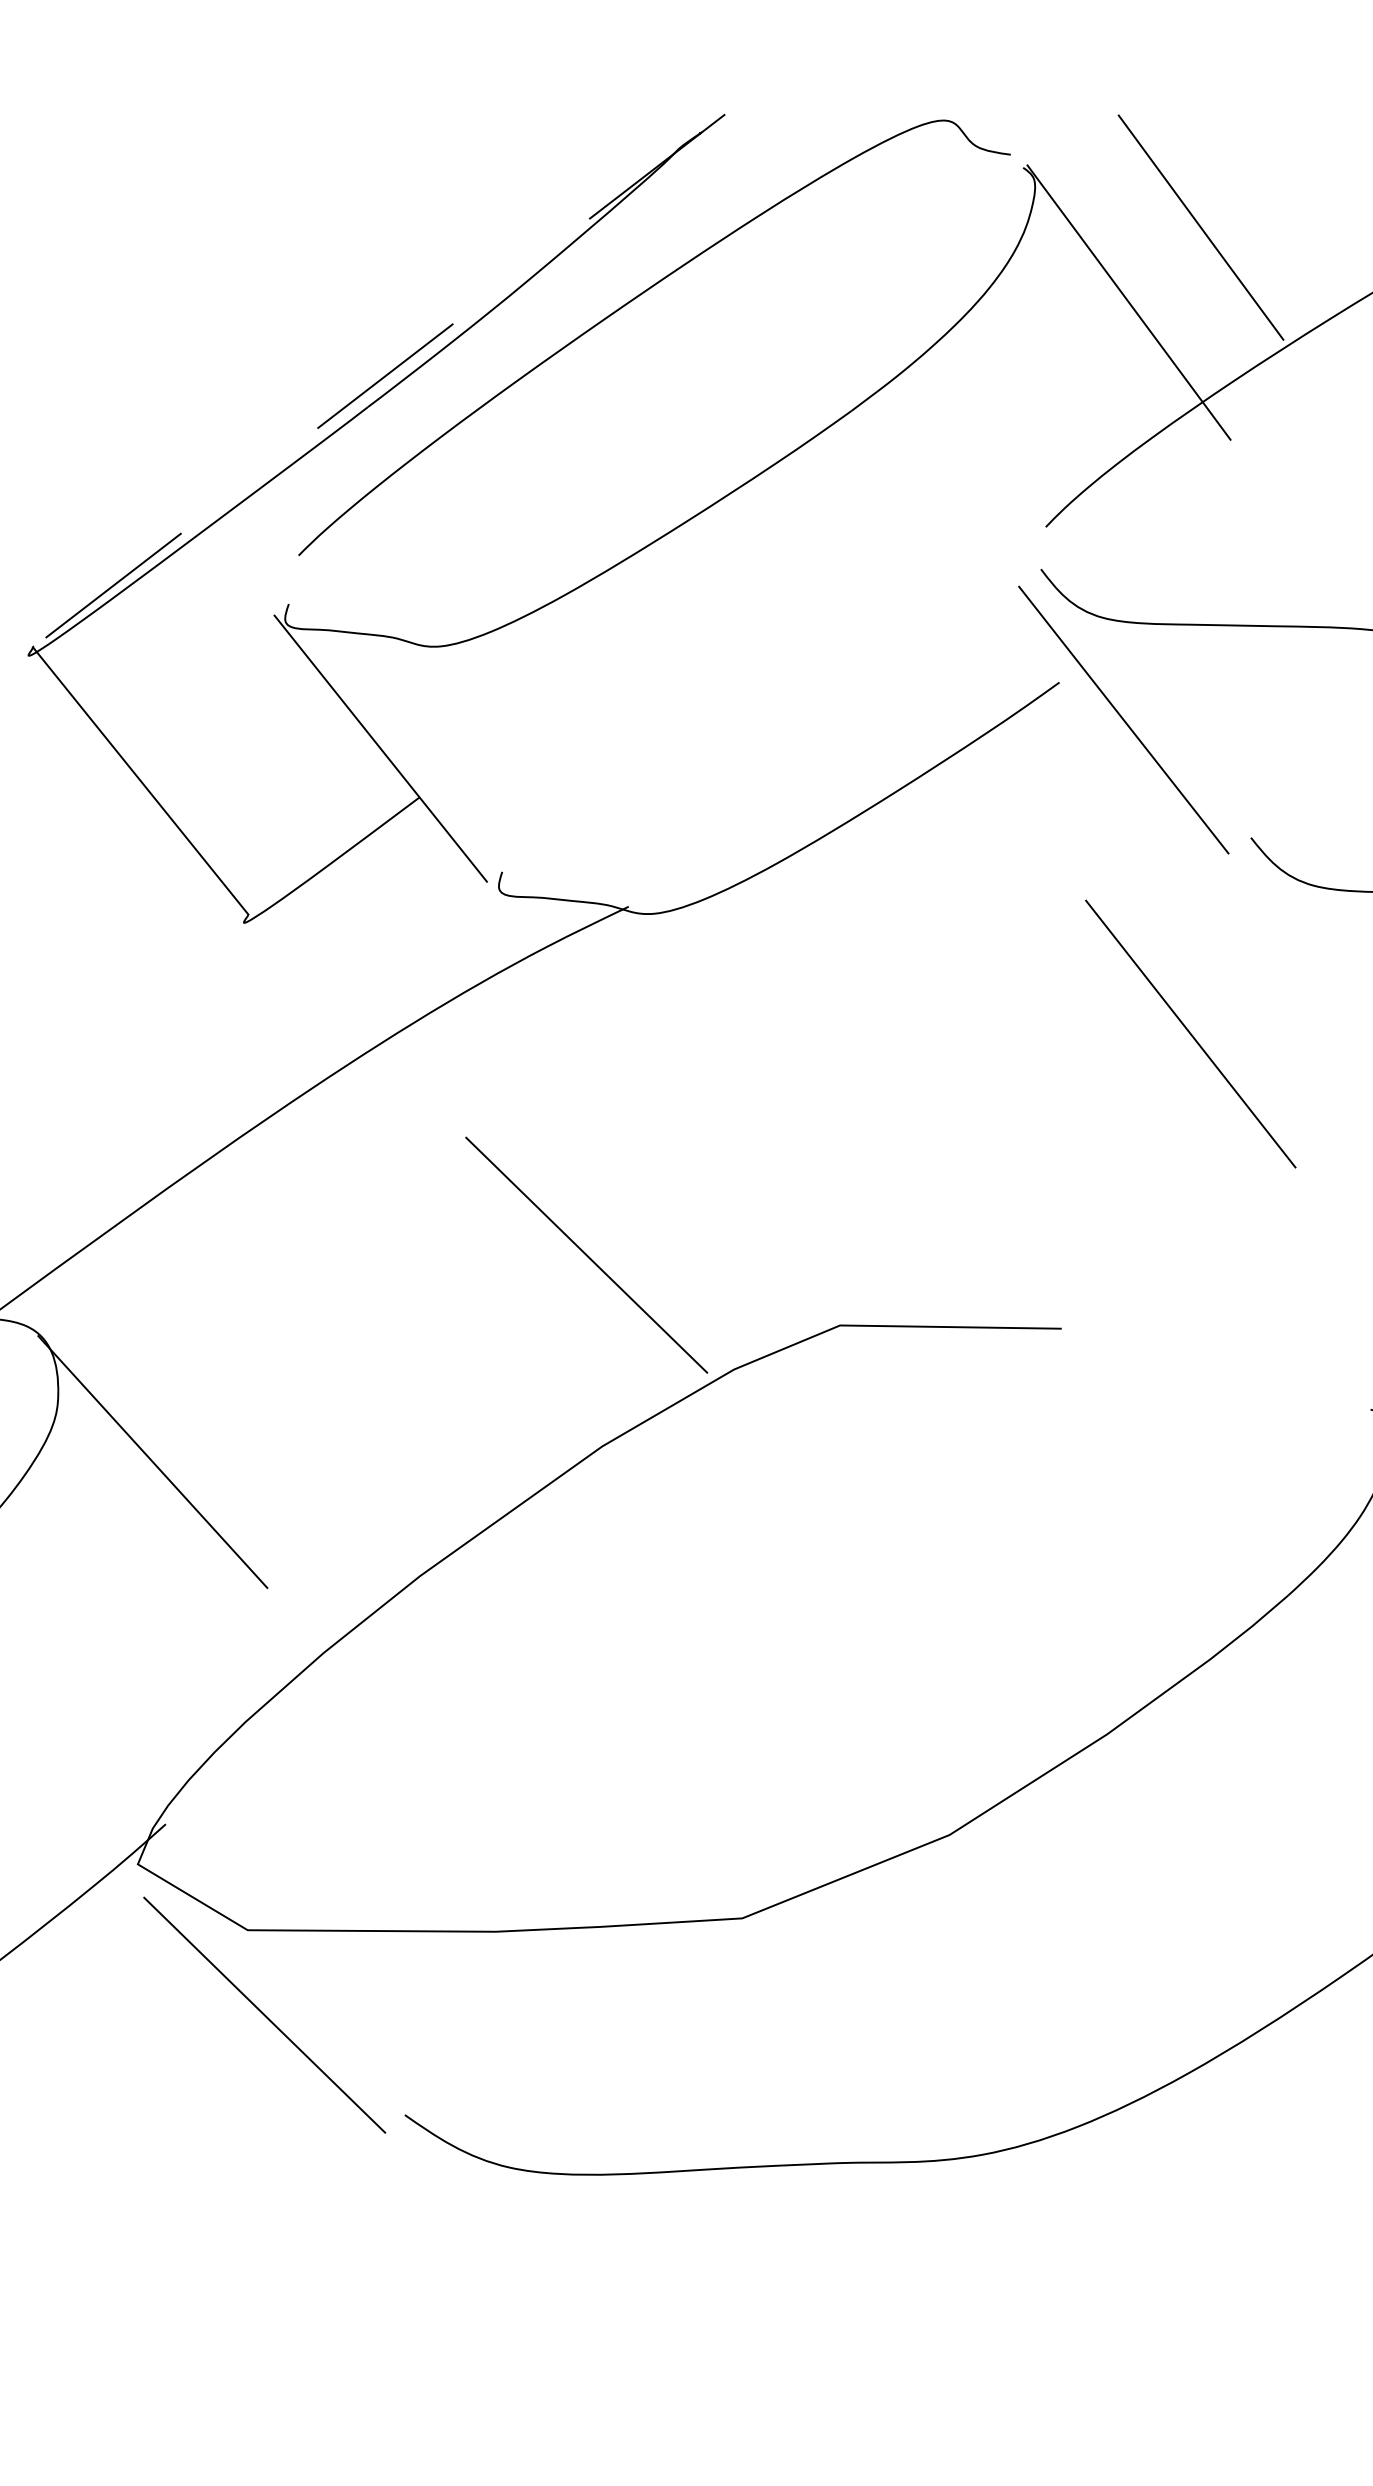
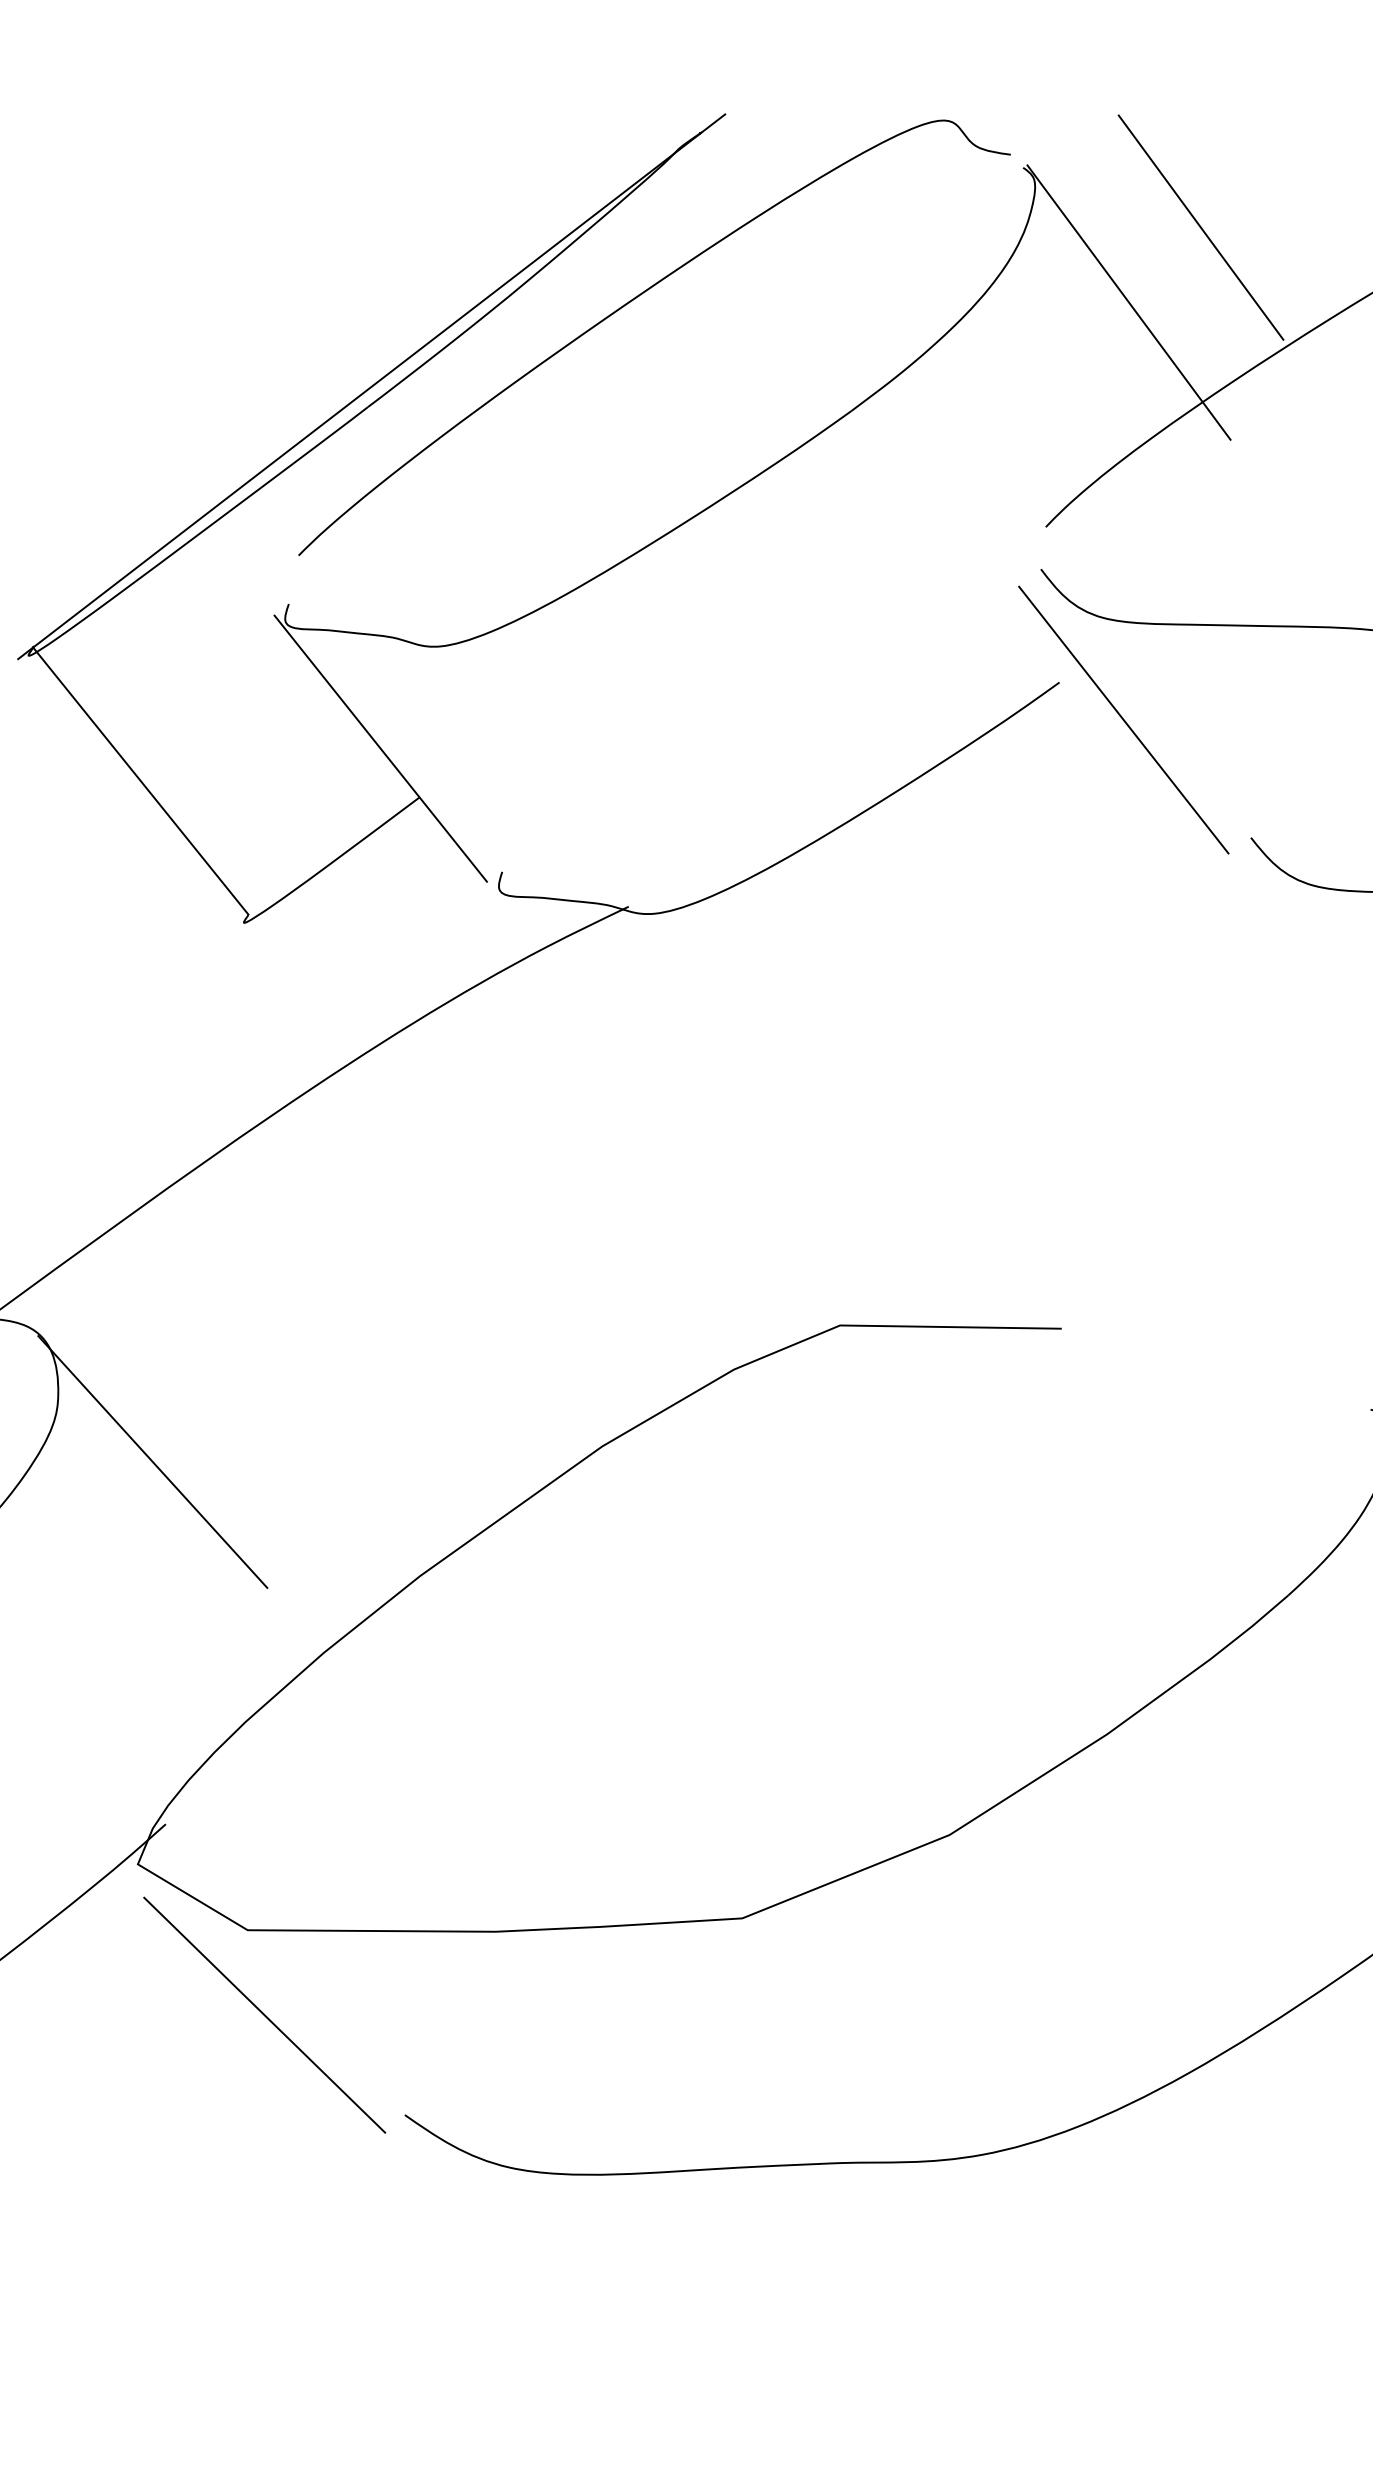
line: dashed -> solid (371, 387)
line: present -> none (1190, 1033)
line: present -> none (586, 1254)
